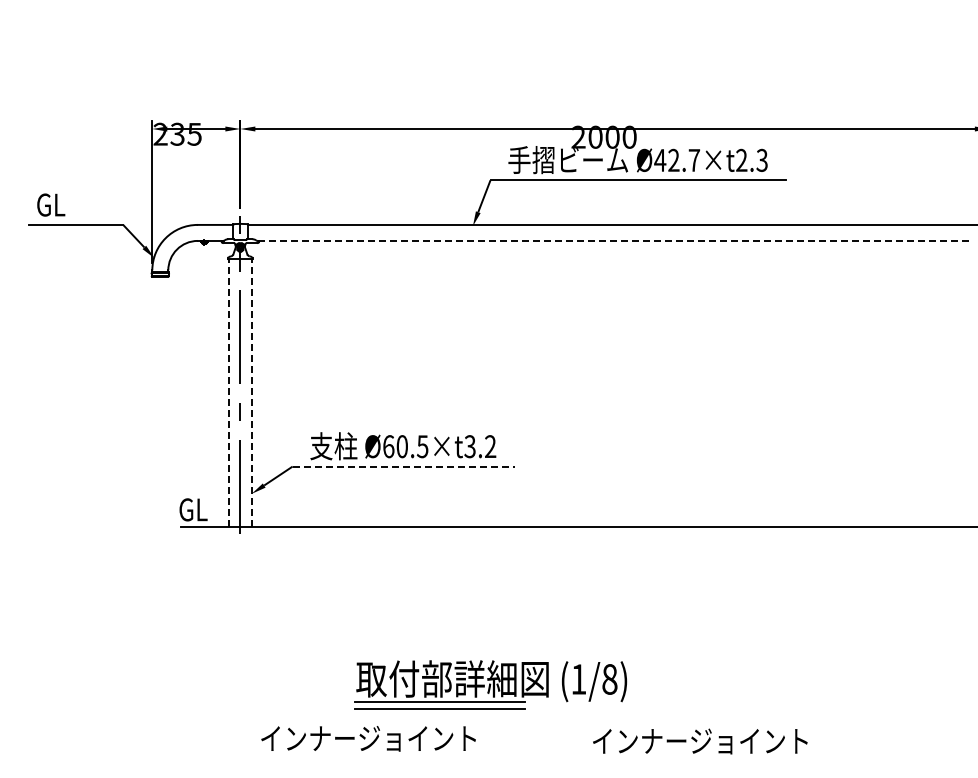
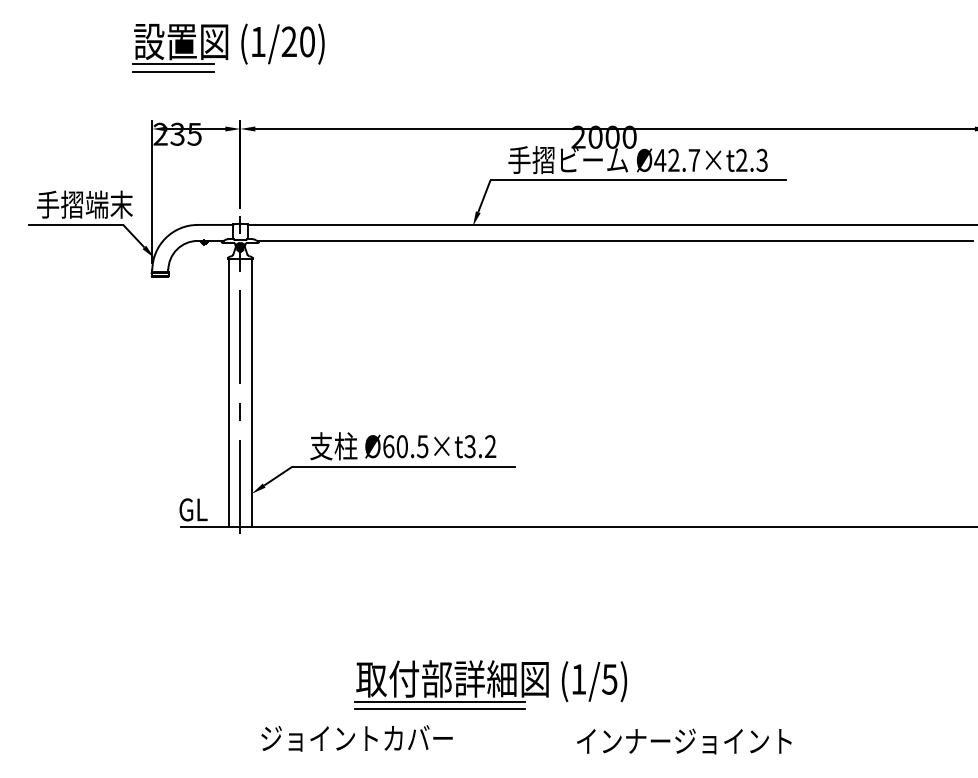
part: none -> present (228, 47)
text: GL -> 手摺端末 (84, 204)
line: dashed -> solid (616, 241)
line: dashed -> solid (229, 393)
line: dashed -> solid (251, 393)
line: dashed -> solid (404, 466)
text: (1/8) -> (1/5) (609, 679)
text: インナージョイント -> ジョイントカバー (368, 738)
text position: (700, 741) -> (684, 741) (684, 741)
